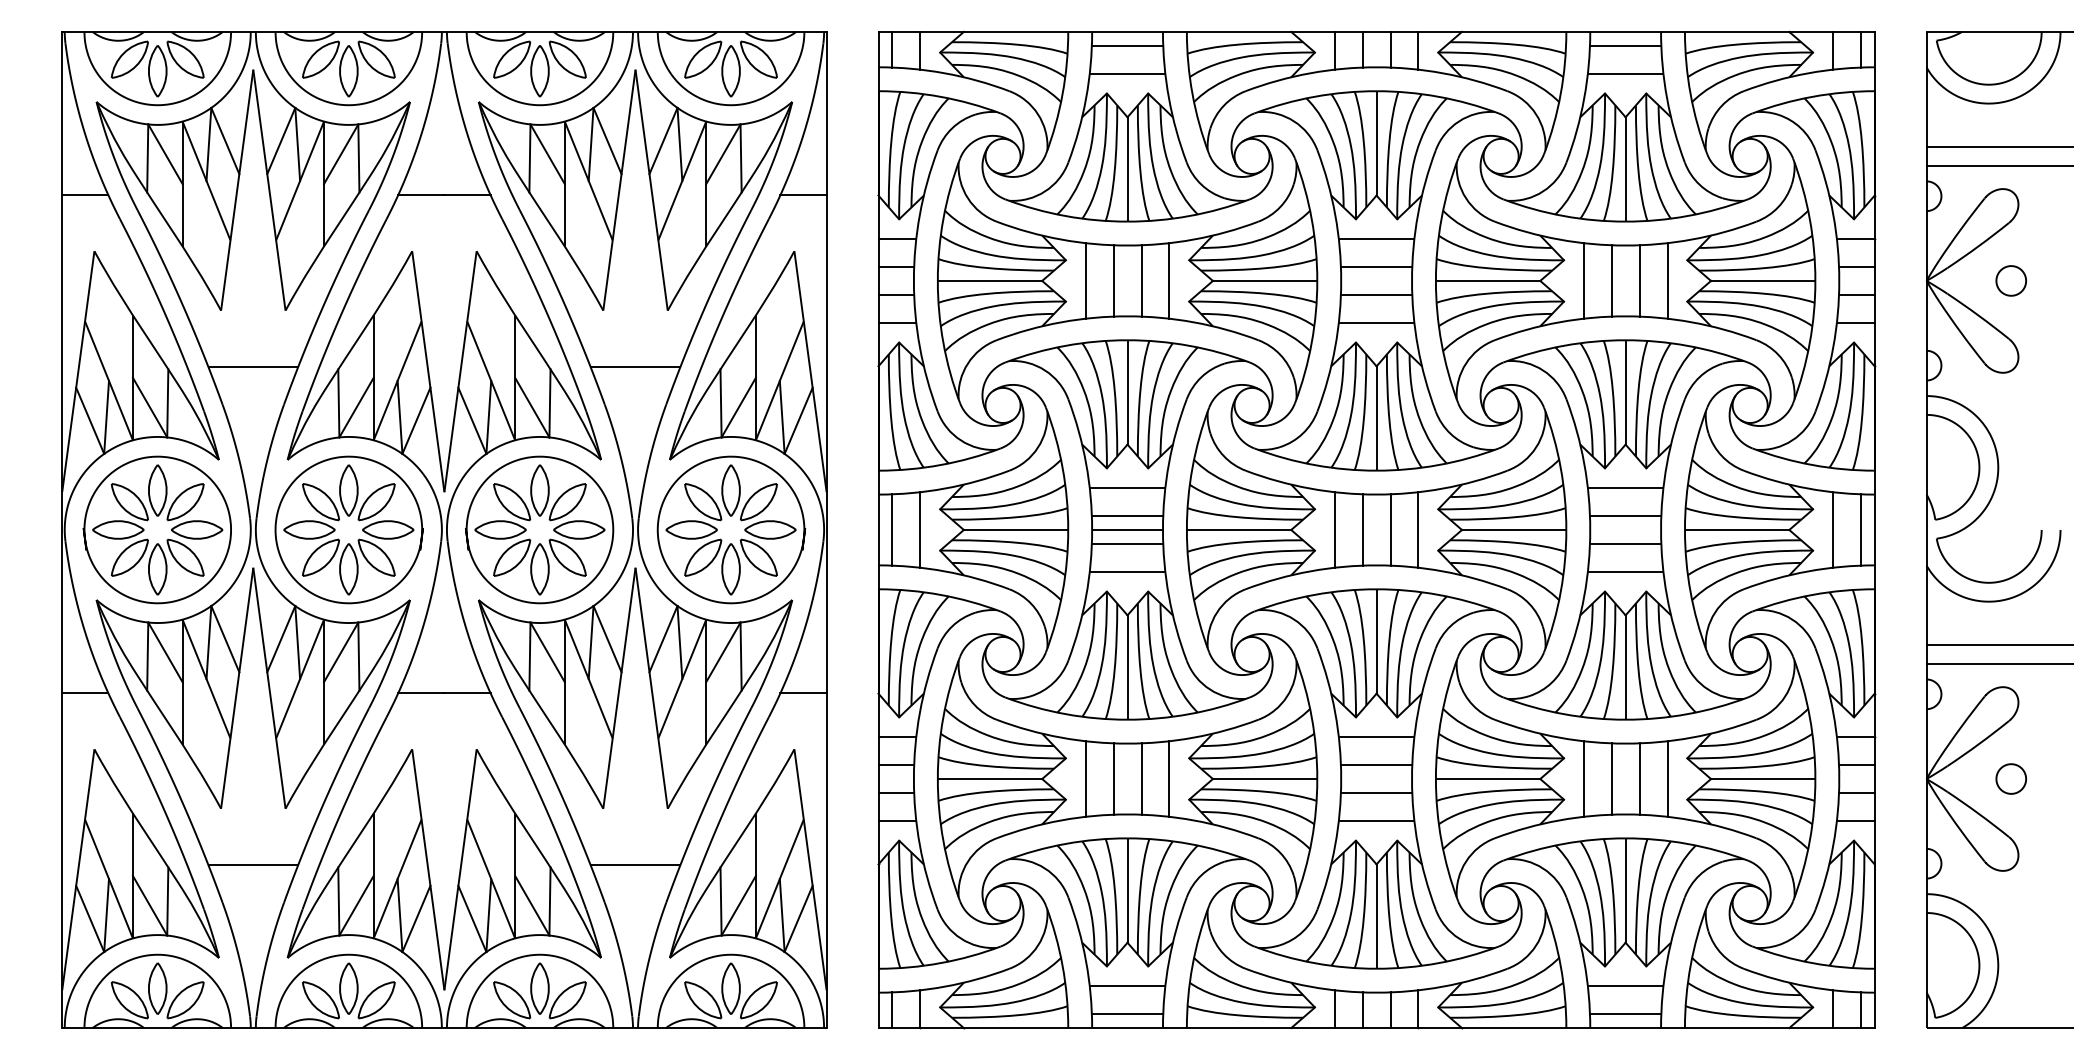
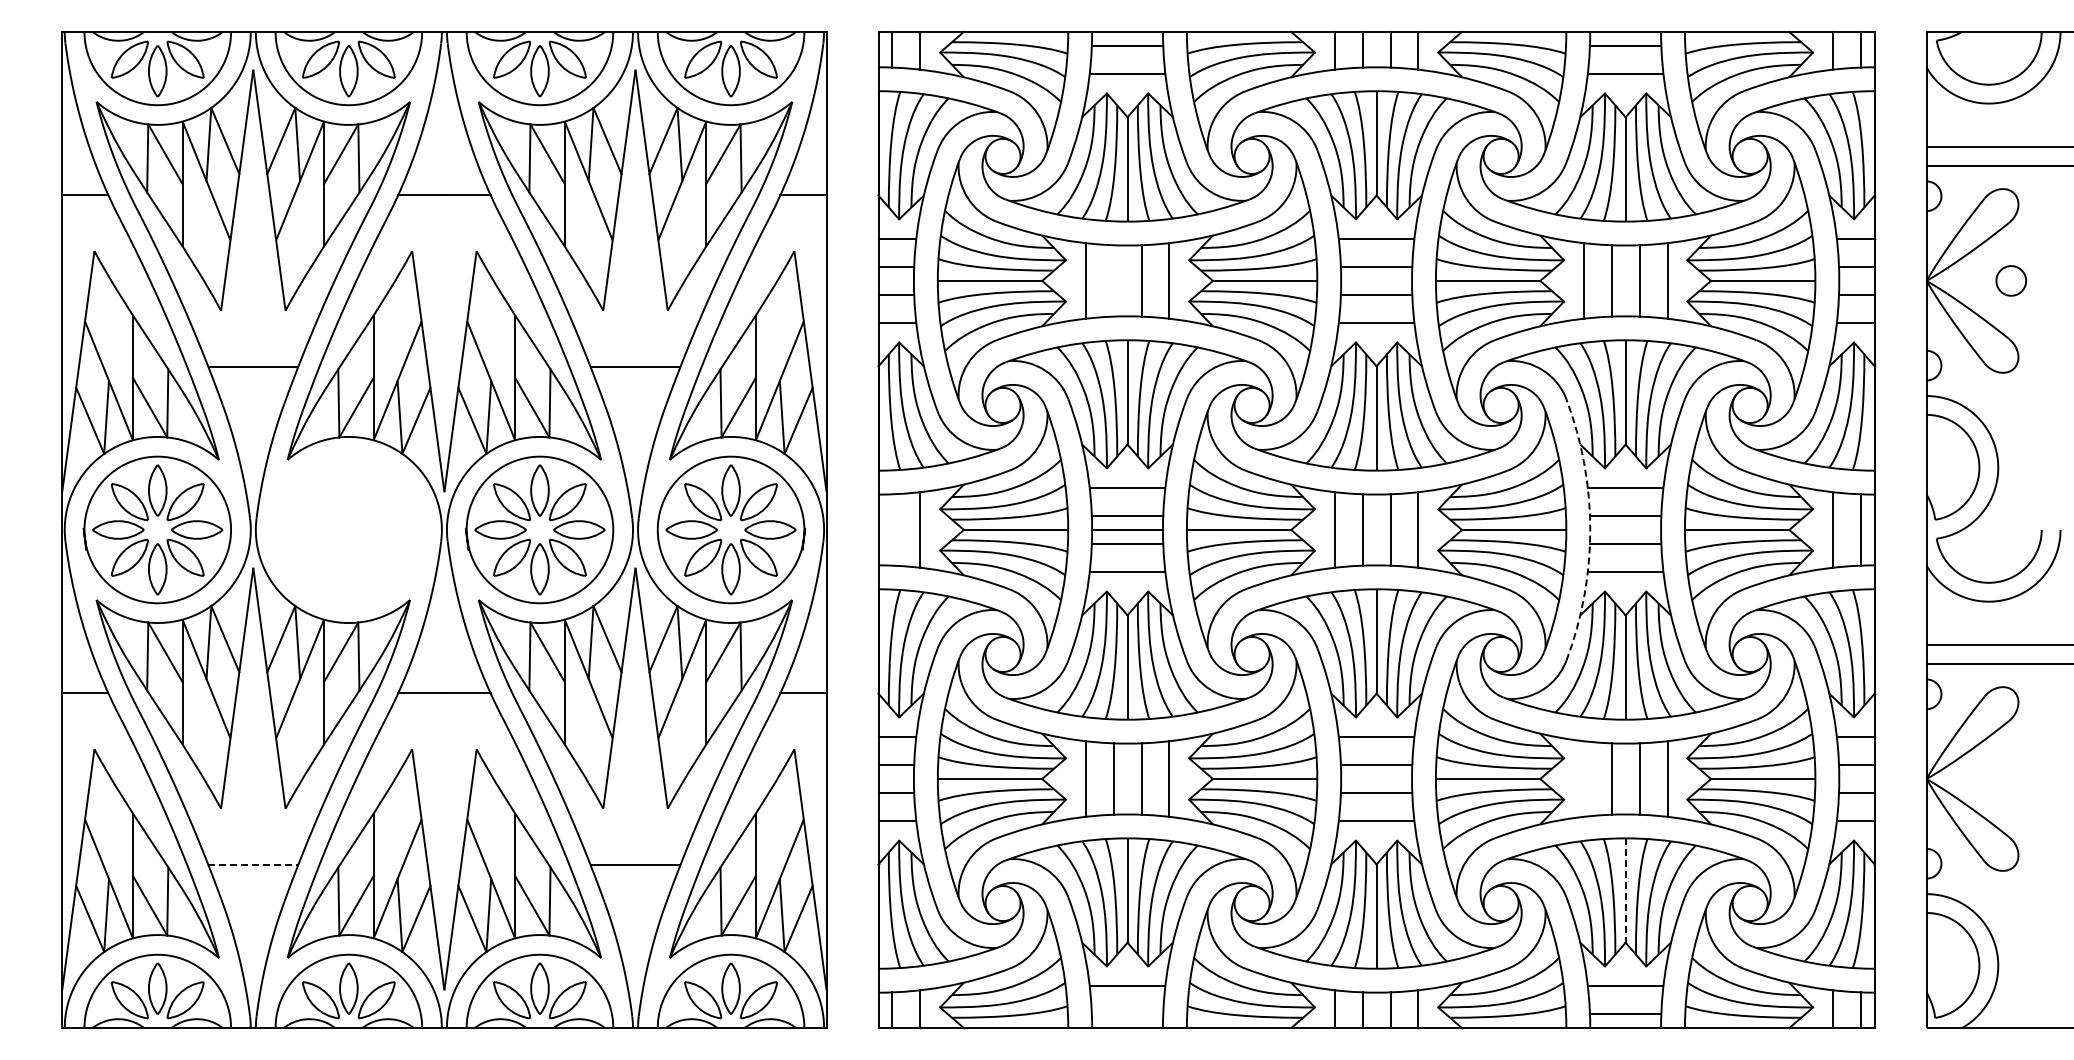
line: present -> none (1113, 280)
part: present -> none (348, 529)
line: present -> none (892, 529)
arc: solid -> dashed (1590, 529)
line: present -> none (1583, 778)
part: present -> none (2010, 778)
line: solid -> dashed (253, 864)
line: solid -> dashed (1625, 891)
line: present -> none (1127, 1014)
